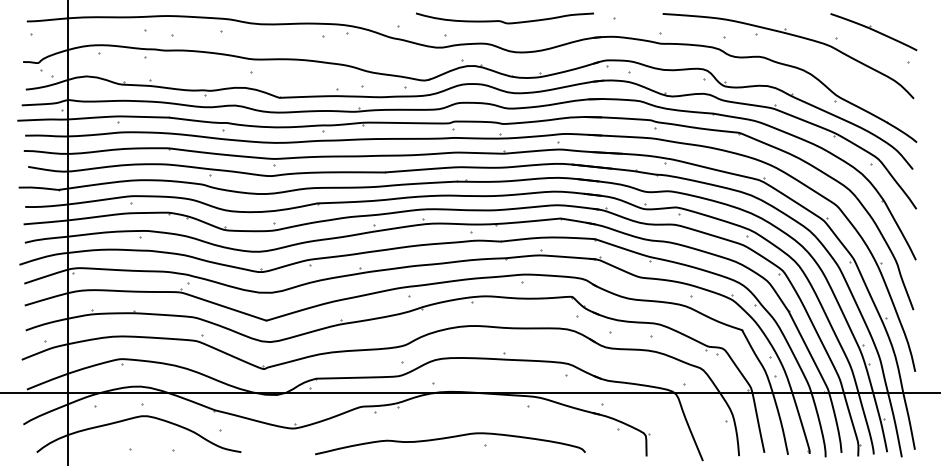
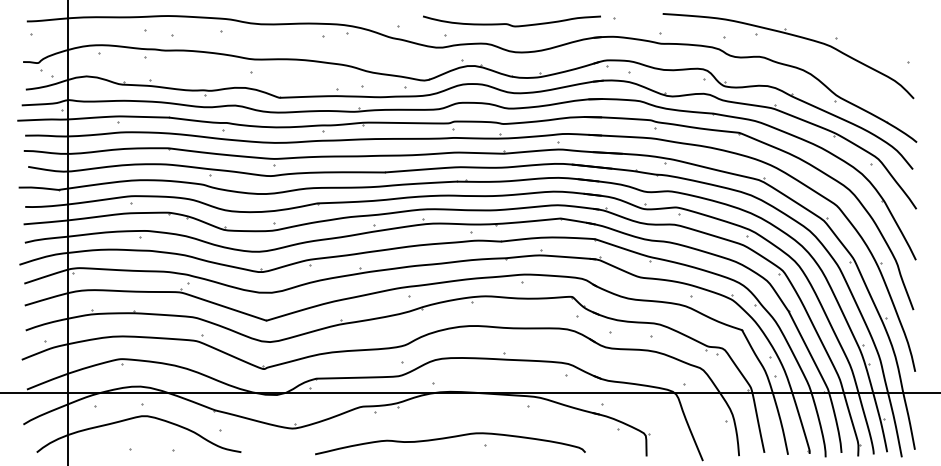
curve position: (504, 21) -> (511, 24) (511, 24)
part: present -> none (873, 32)
